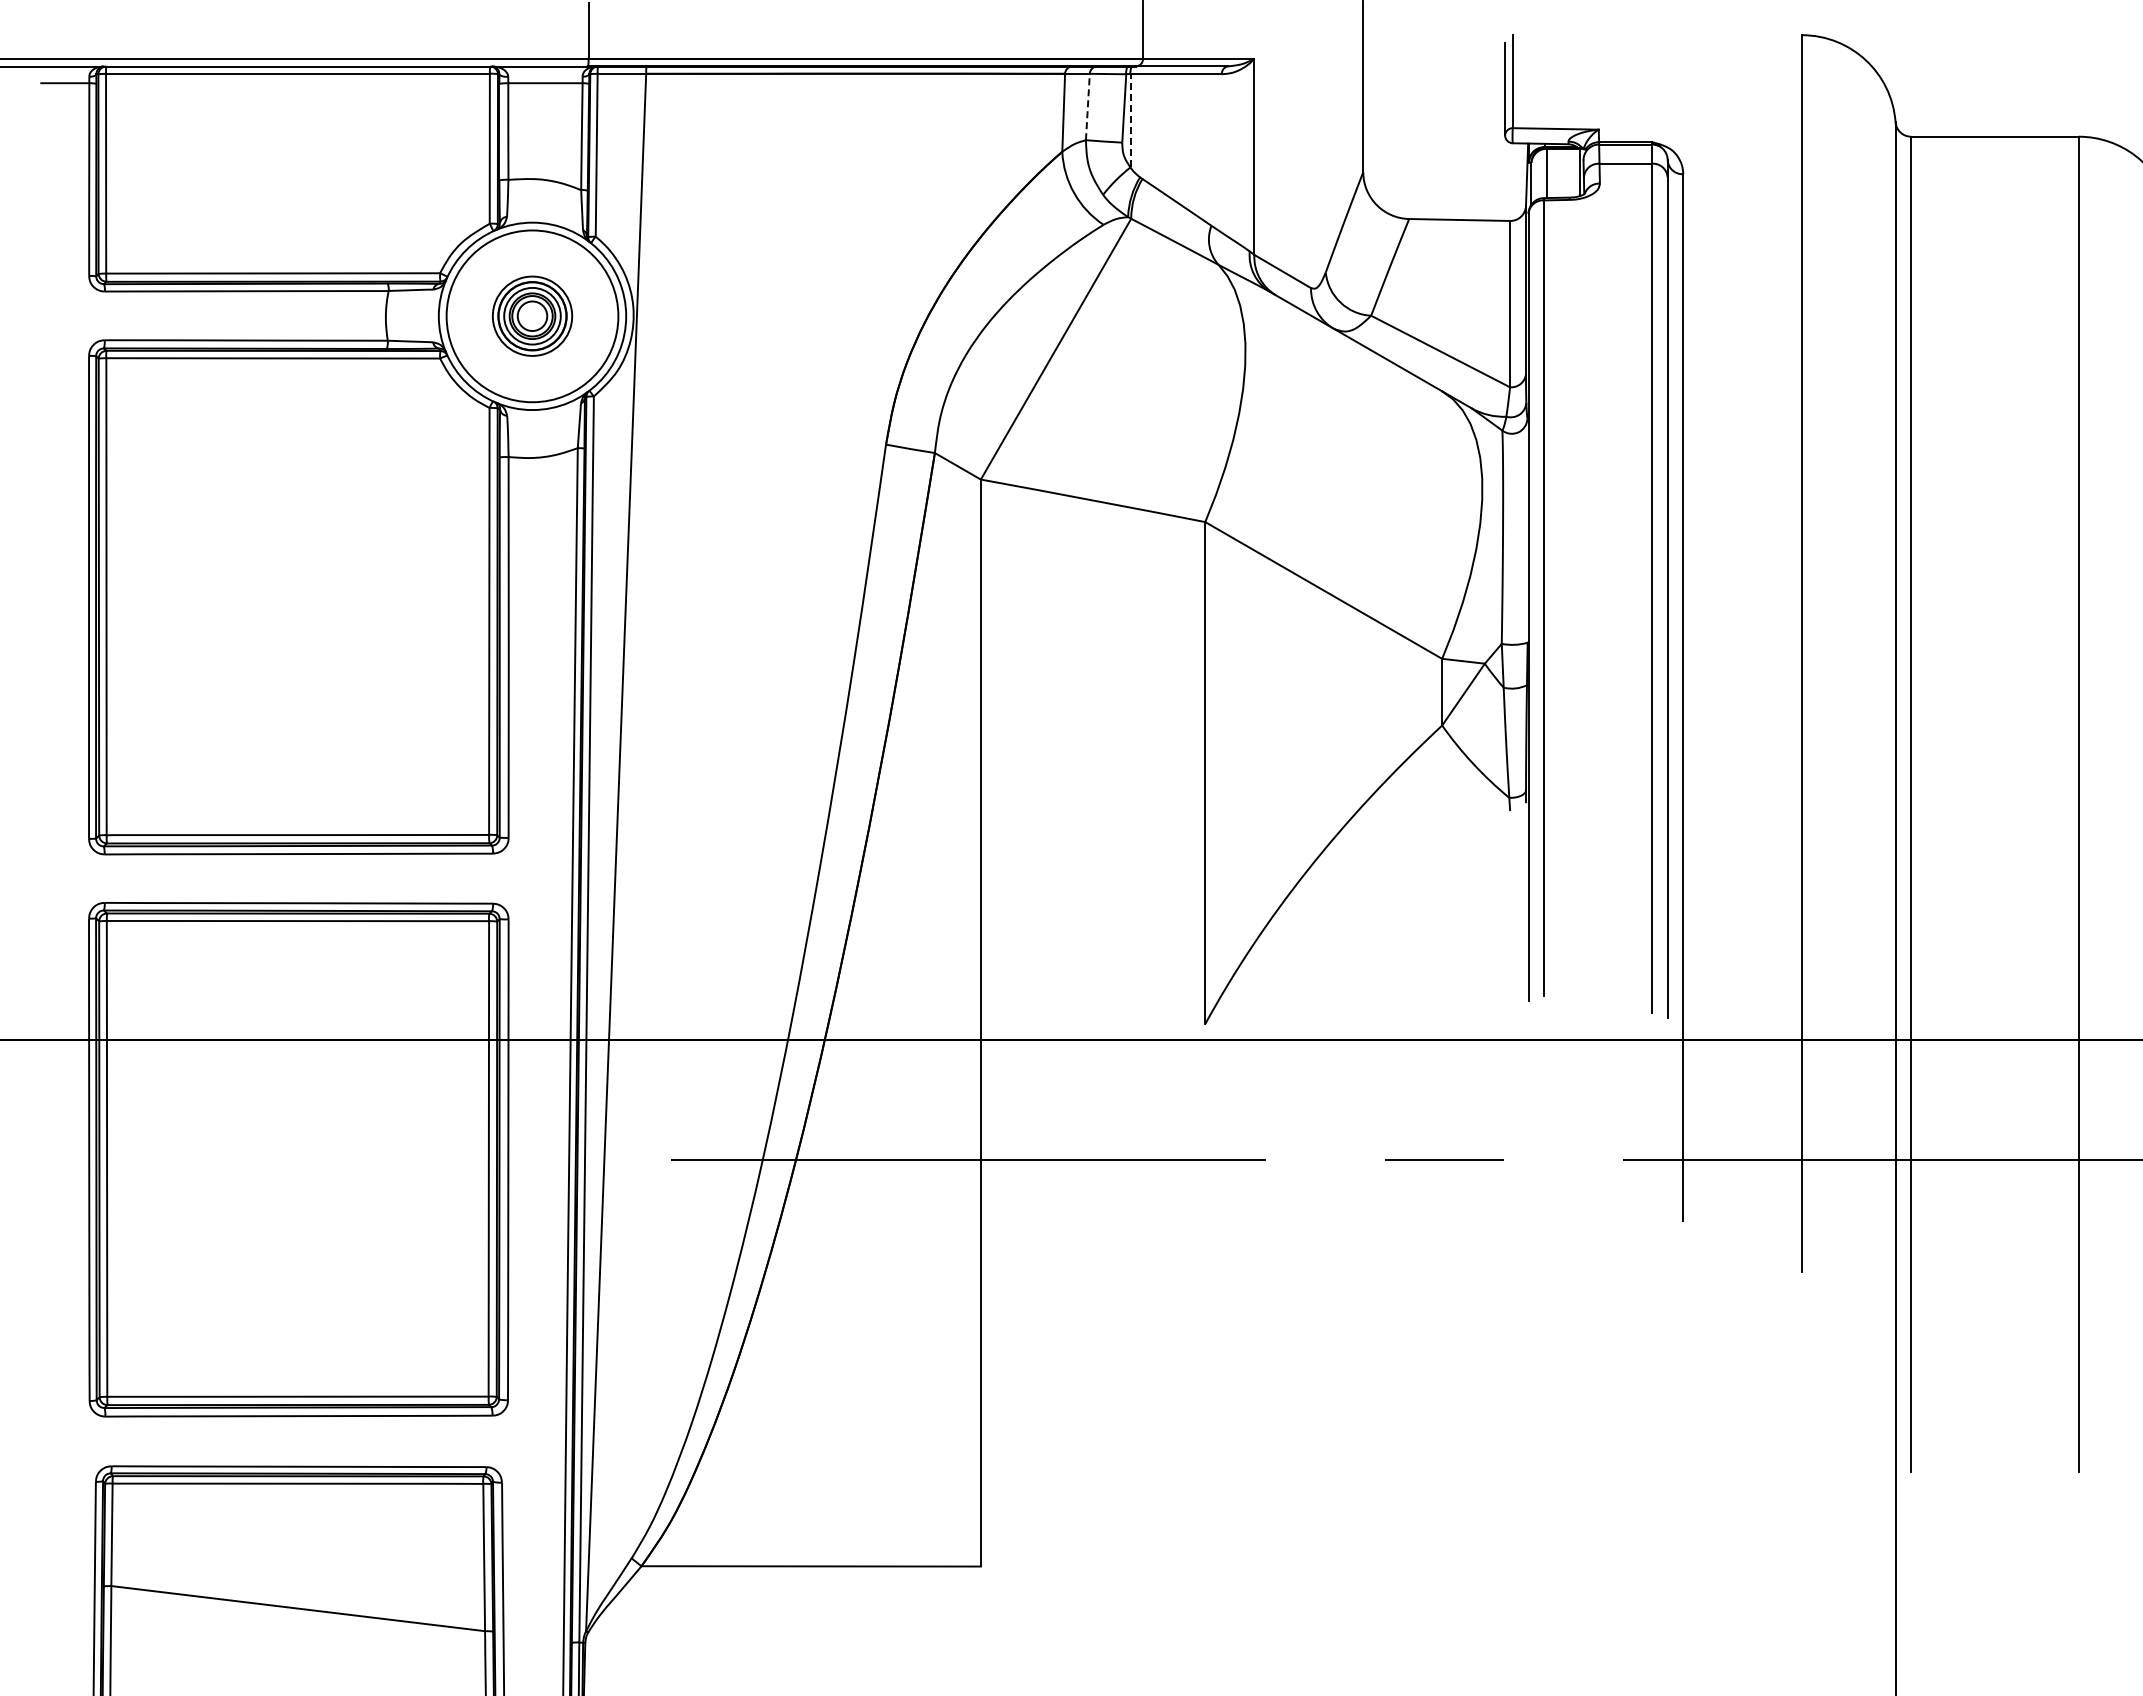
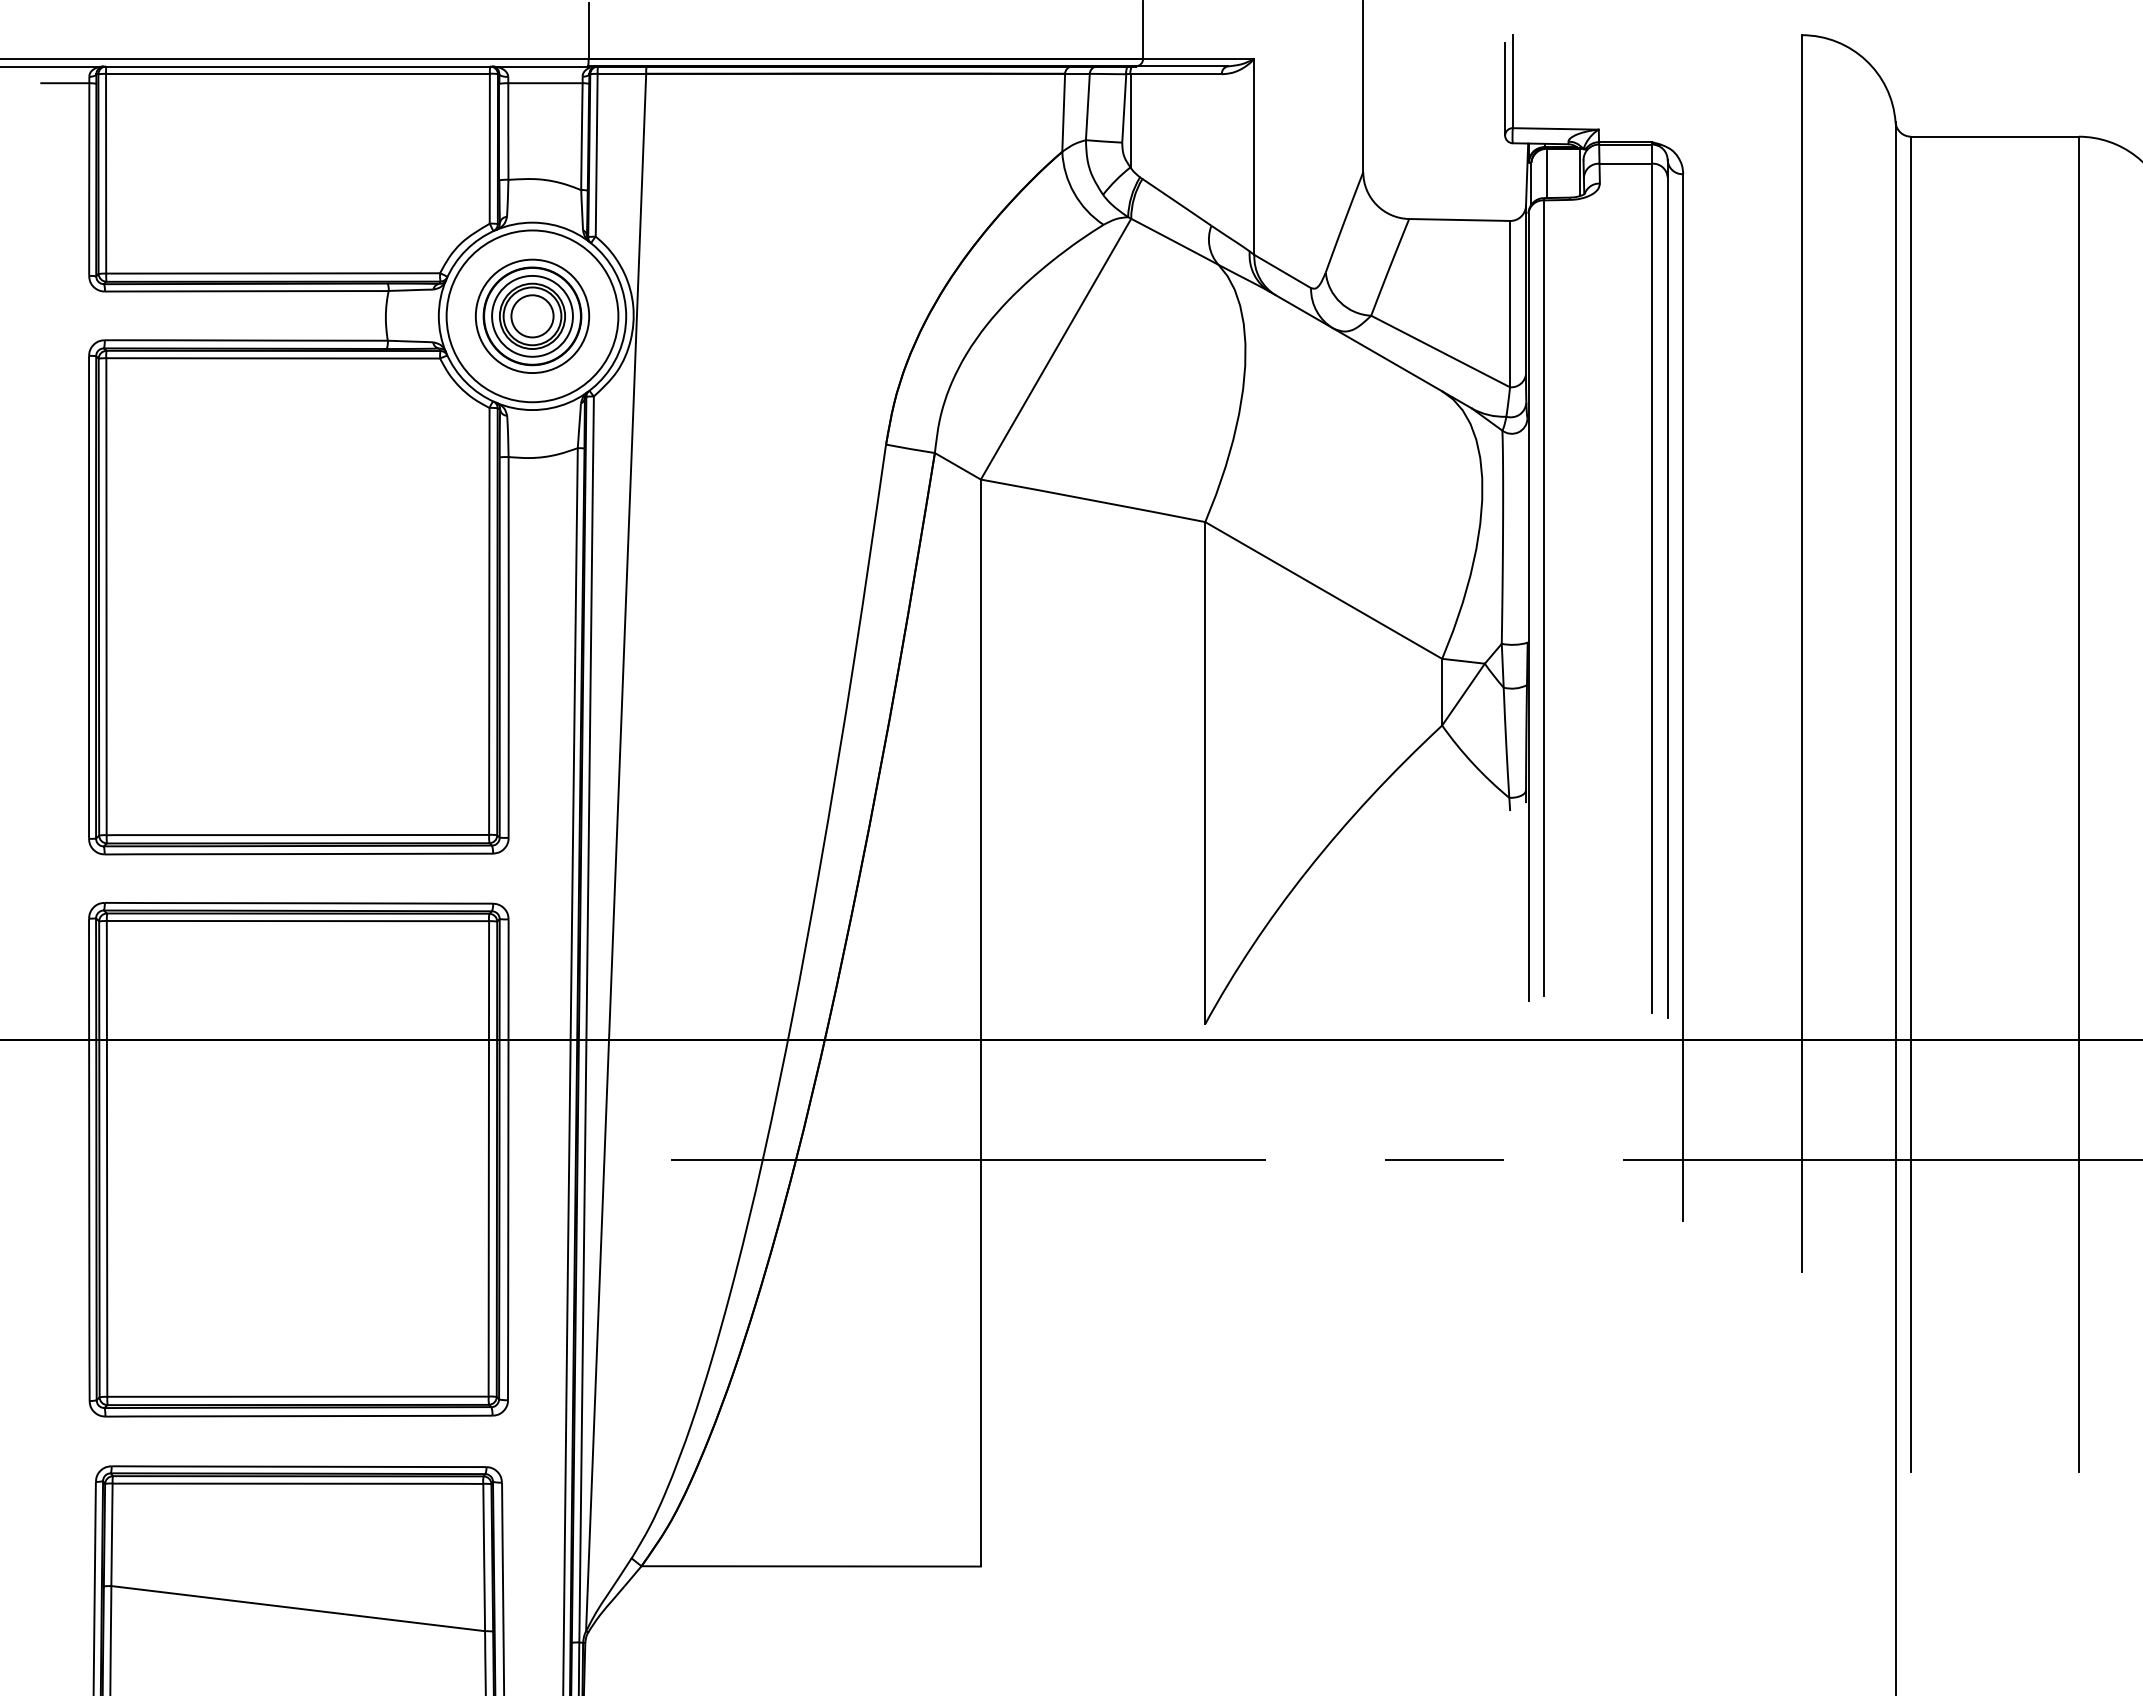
line: dashed -> solid (1087, 106)
line: dashed -> solid (1130, 120)
part size: 83x82 px -> 117x116 px (532, 315)
